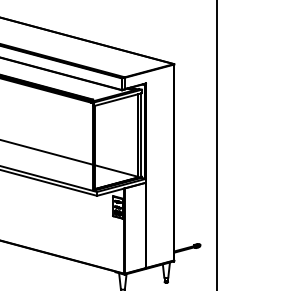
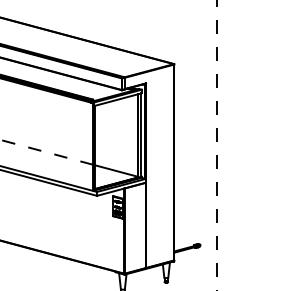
line: solid -> dashed (217, 145)
line: solid -> dashed (47, 152)
